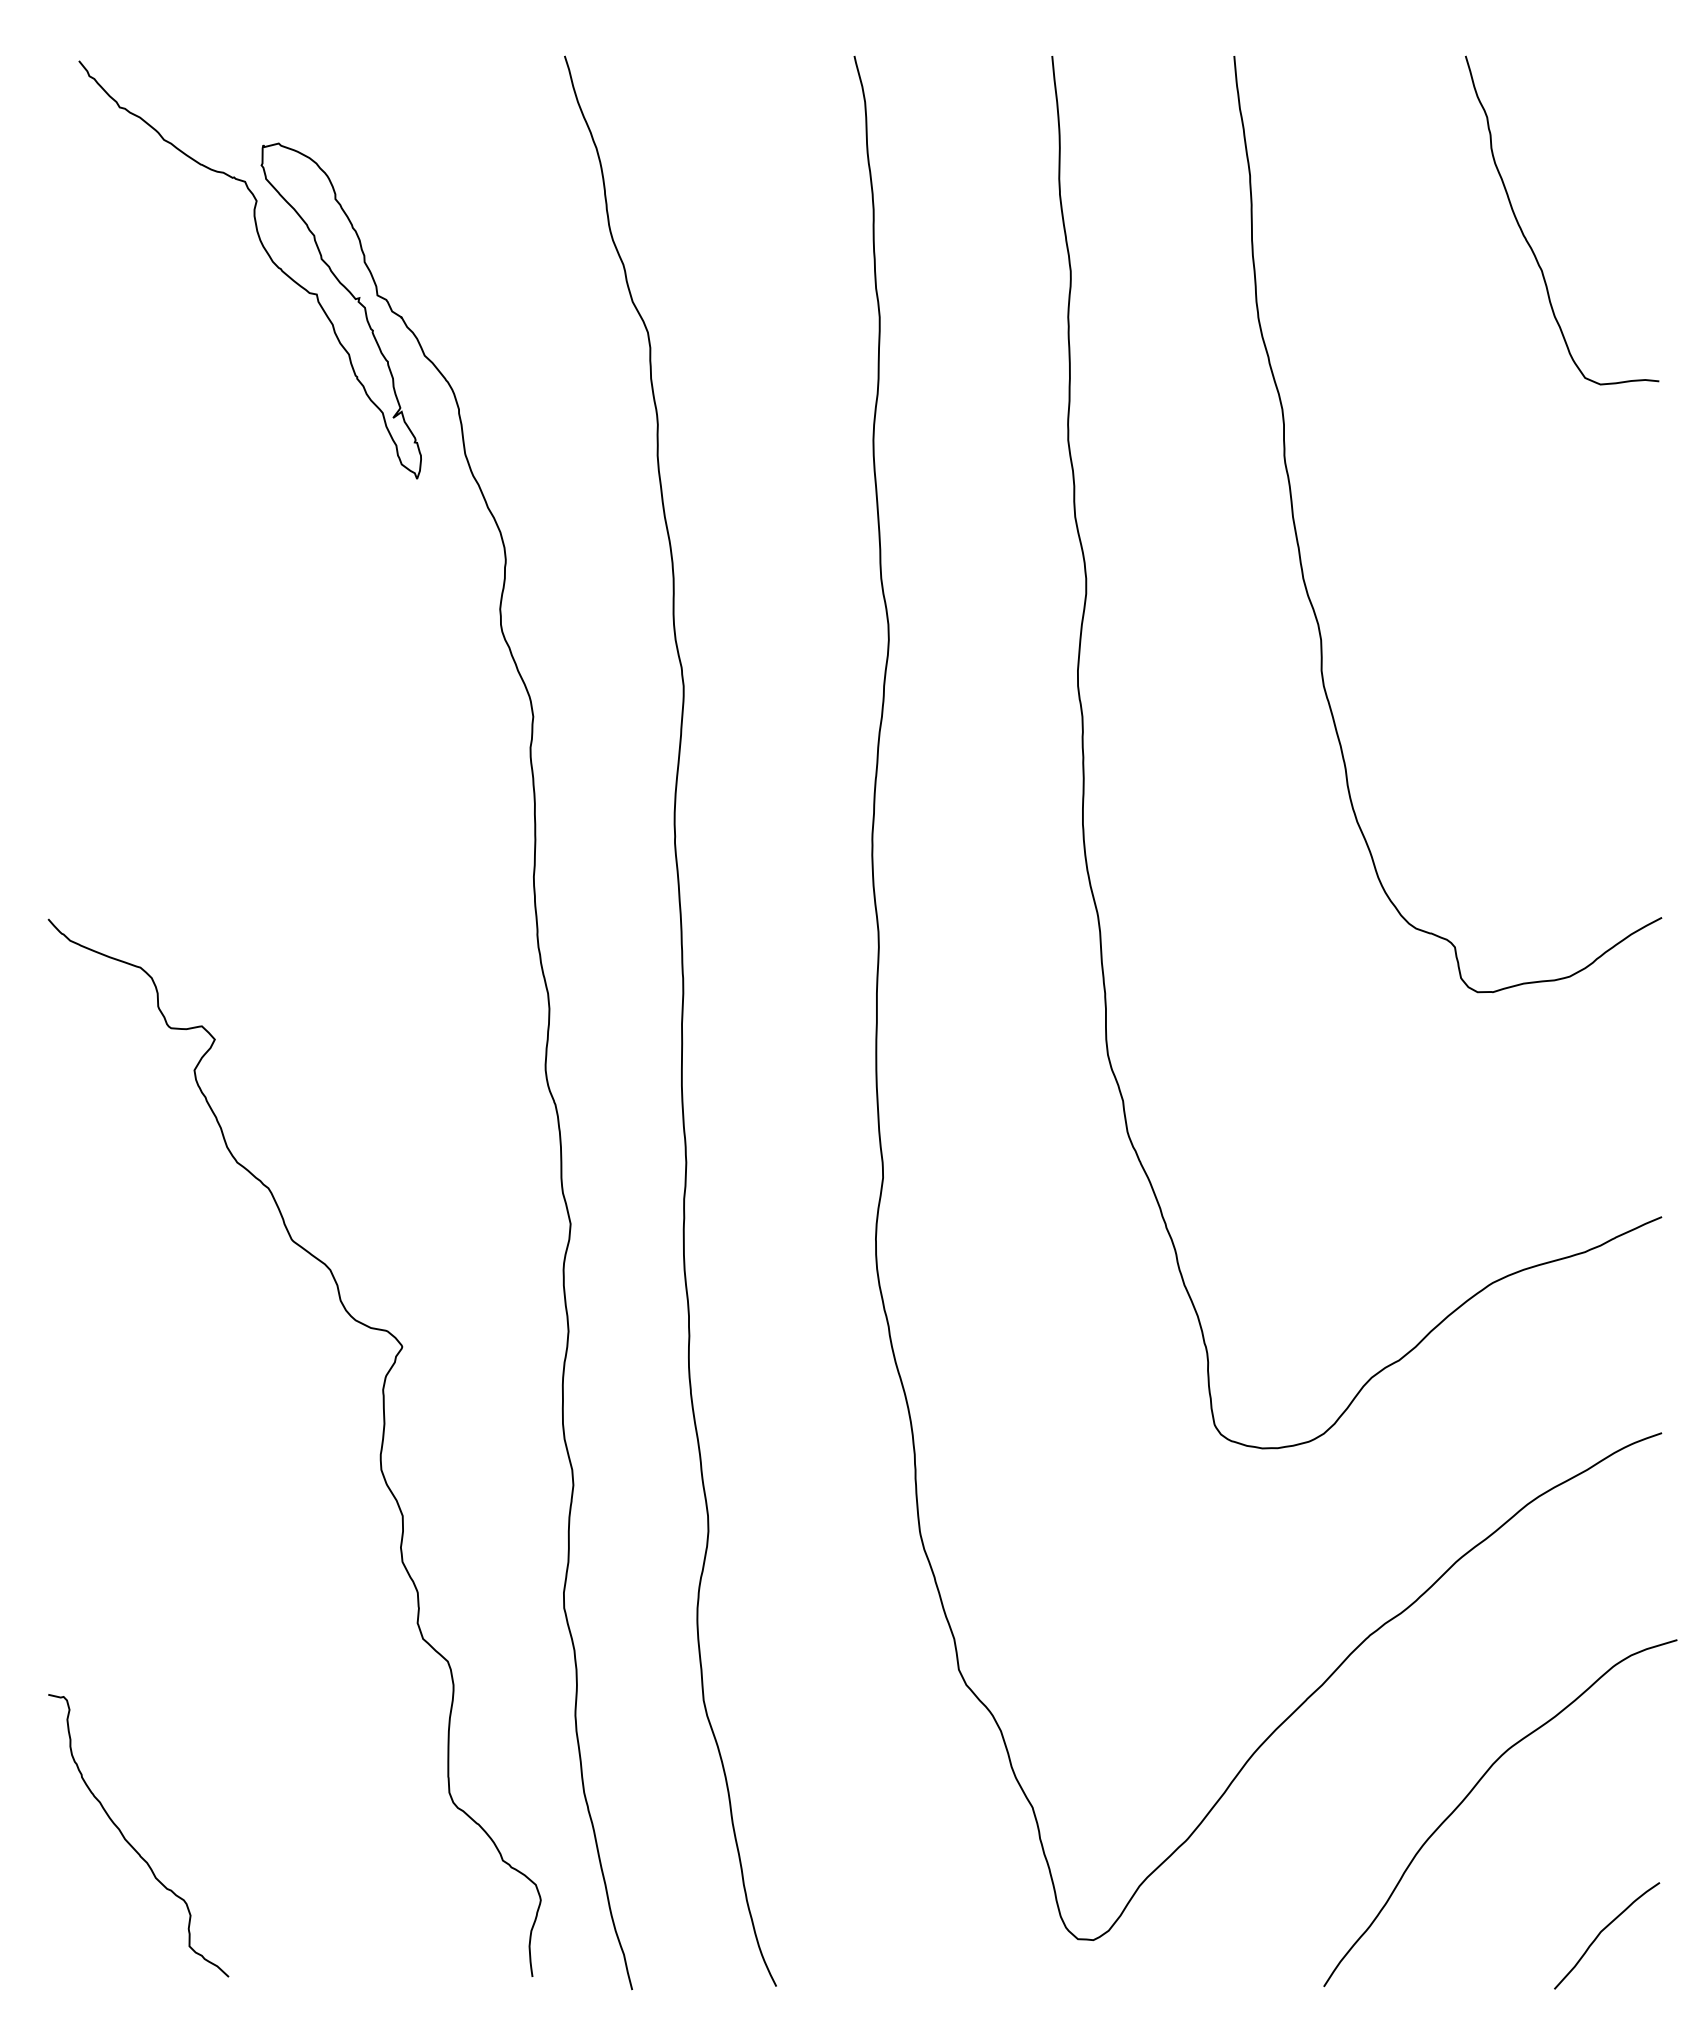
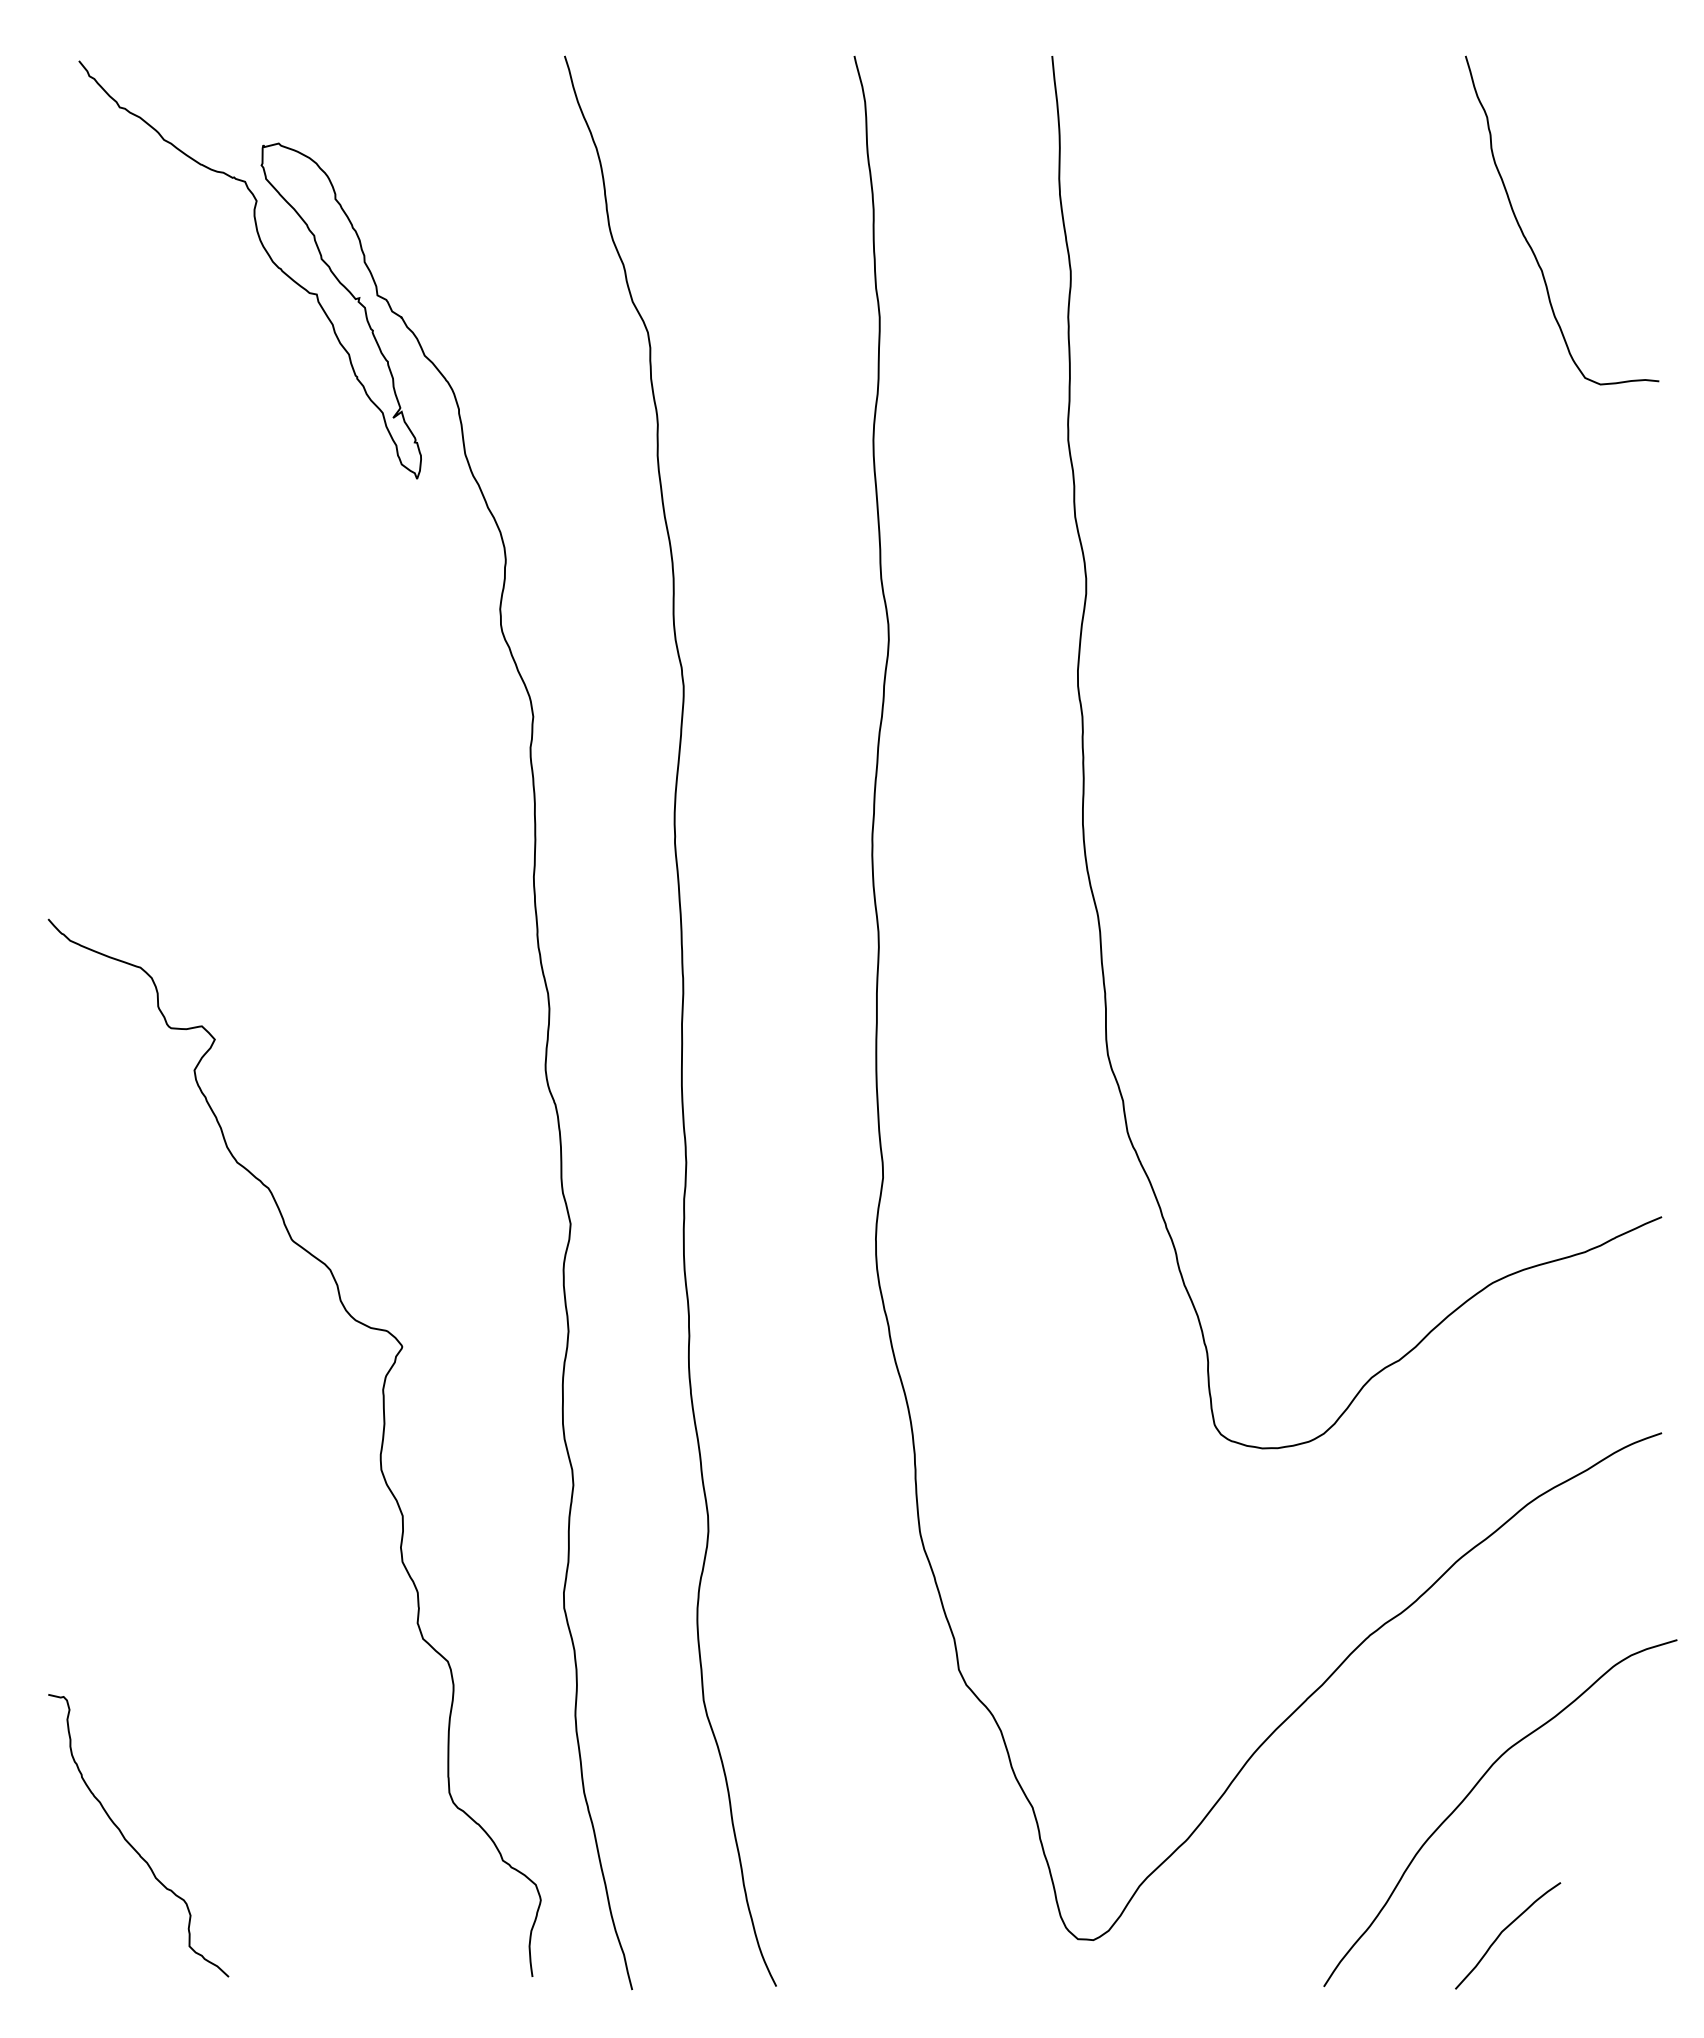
curve: present -> none (1300, 551)
curve position: (1605, 1929) -> (1506, 1929) (1506, 1929)
